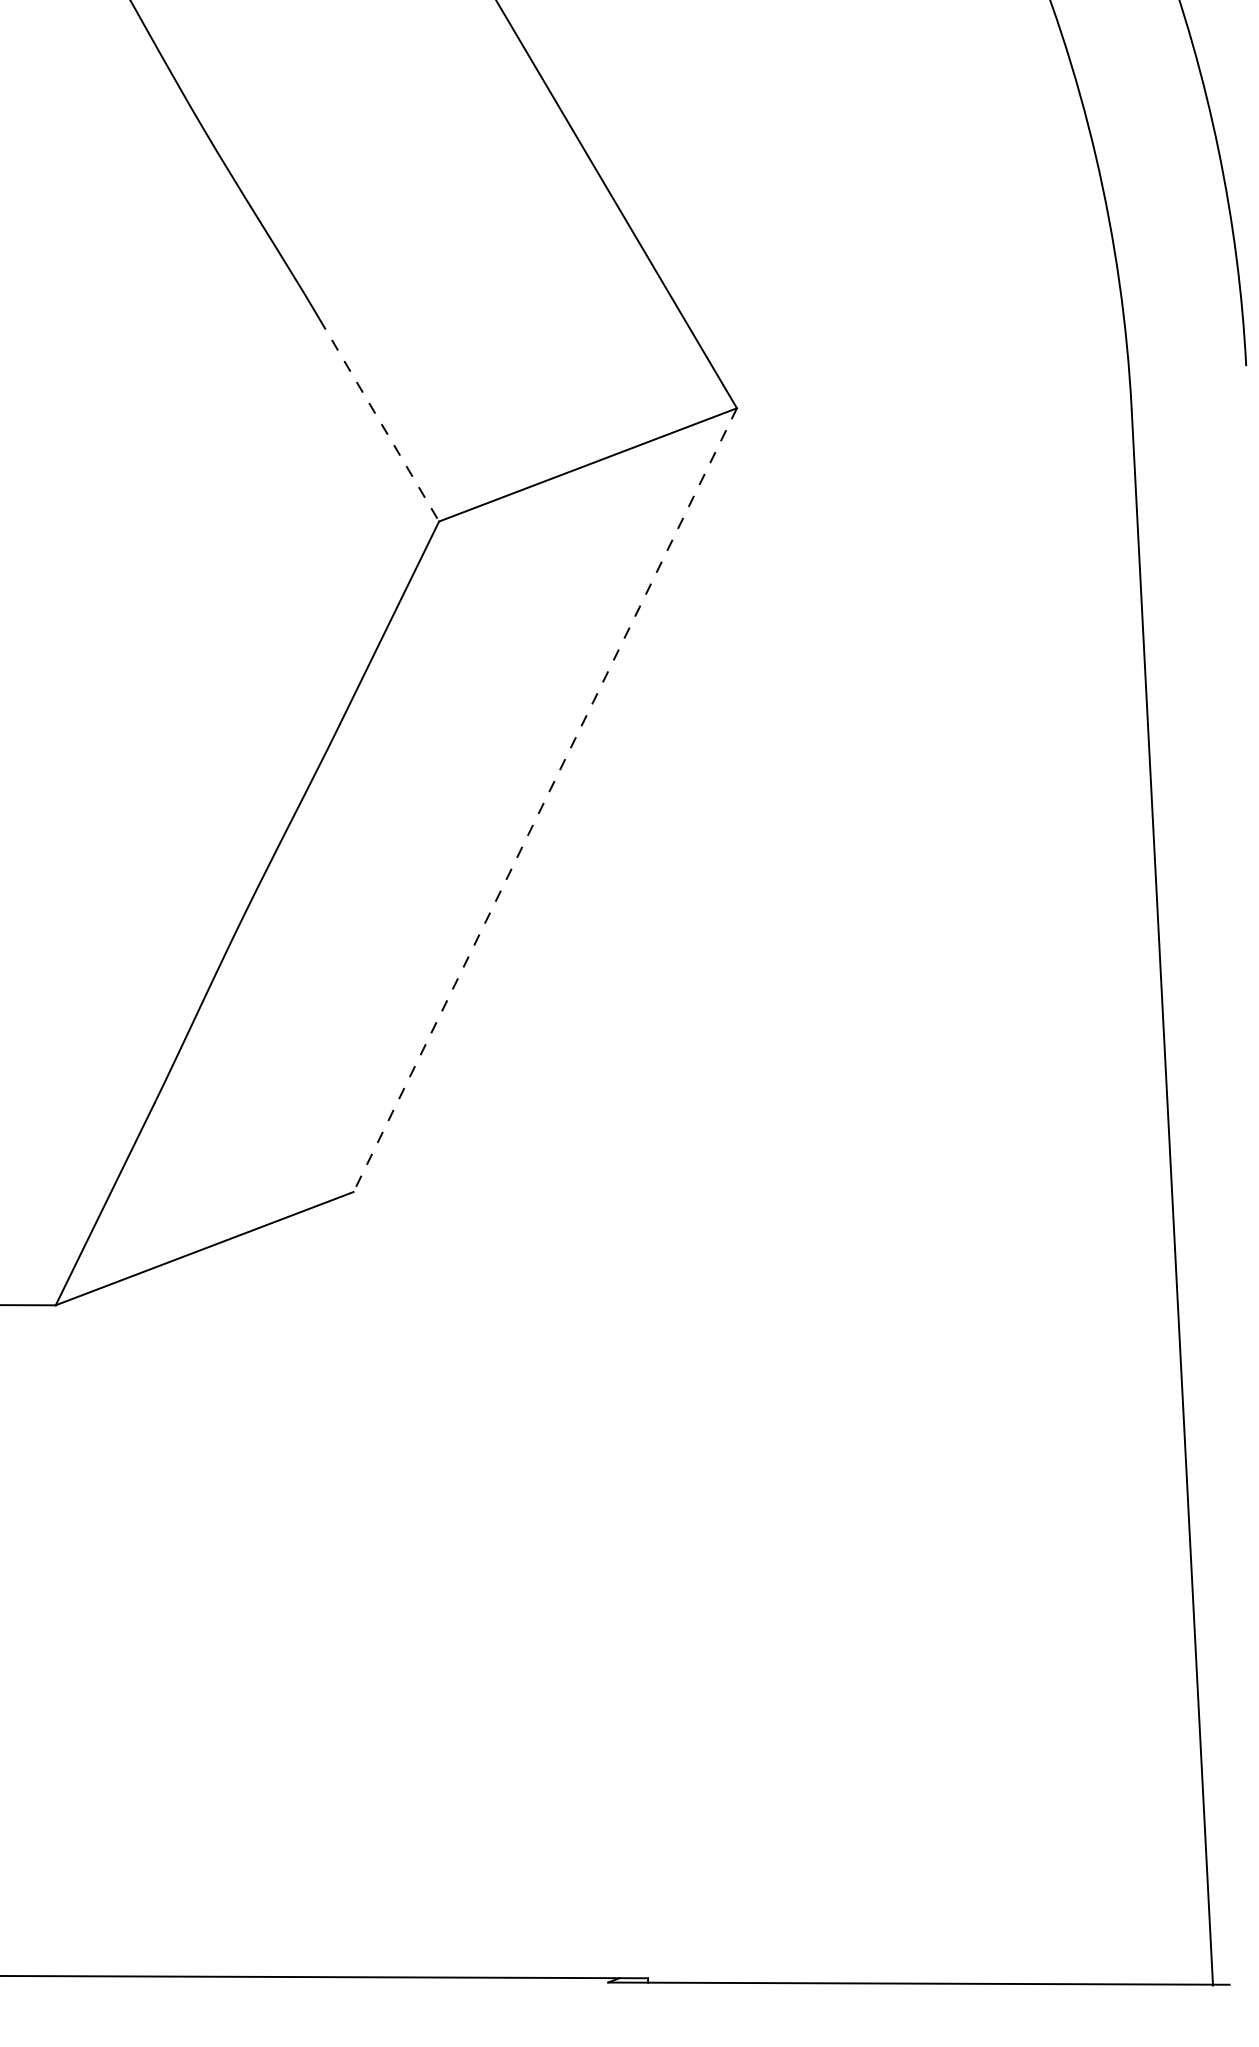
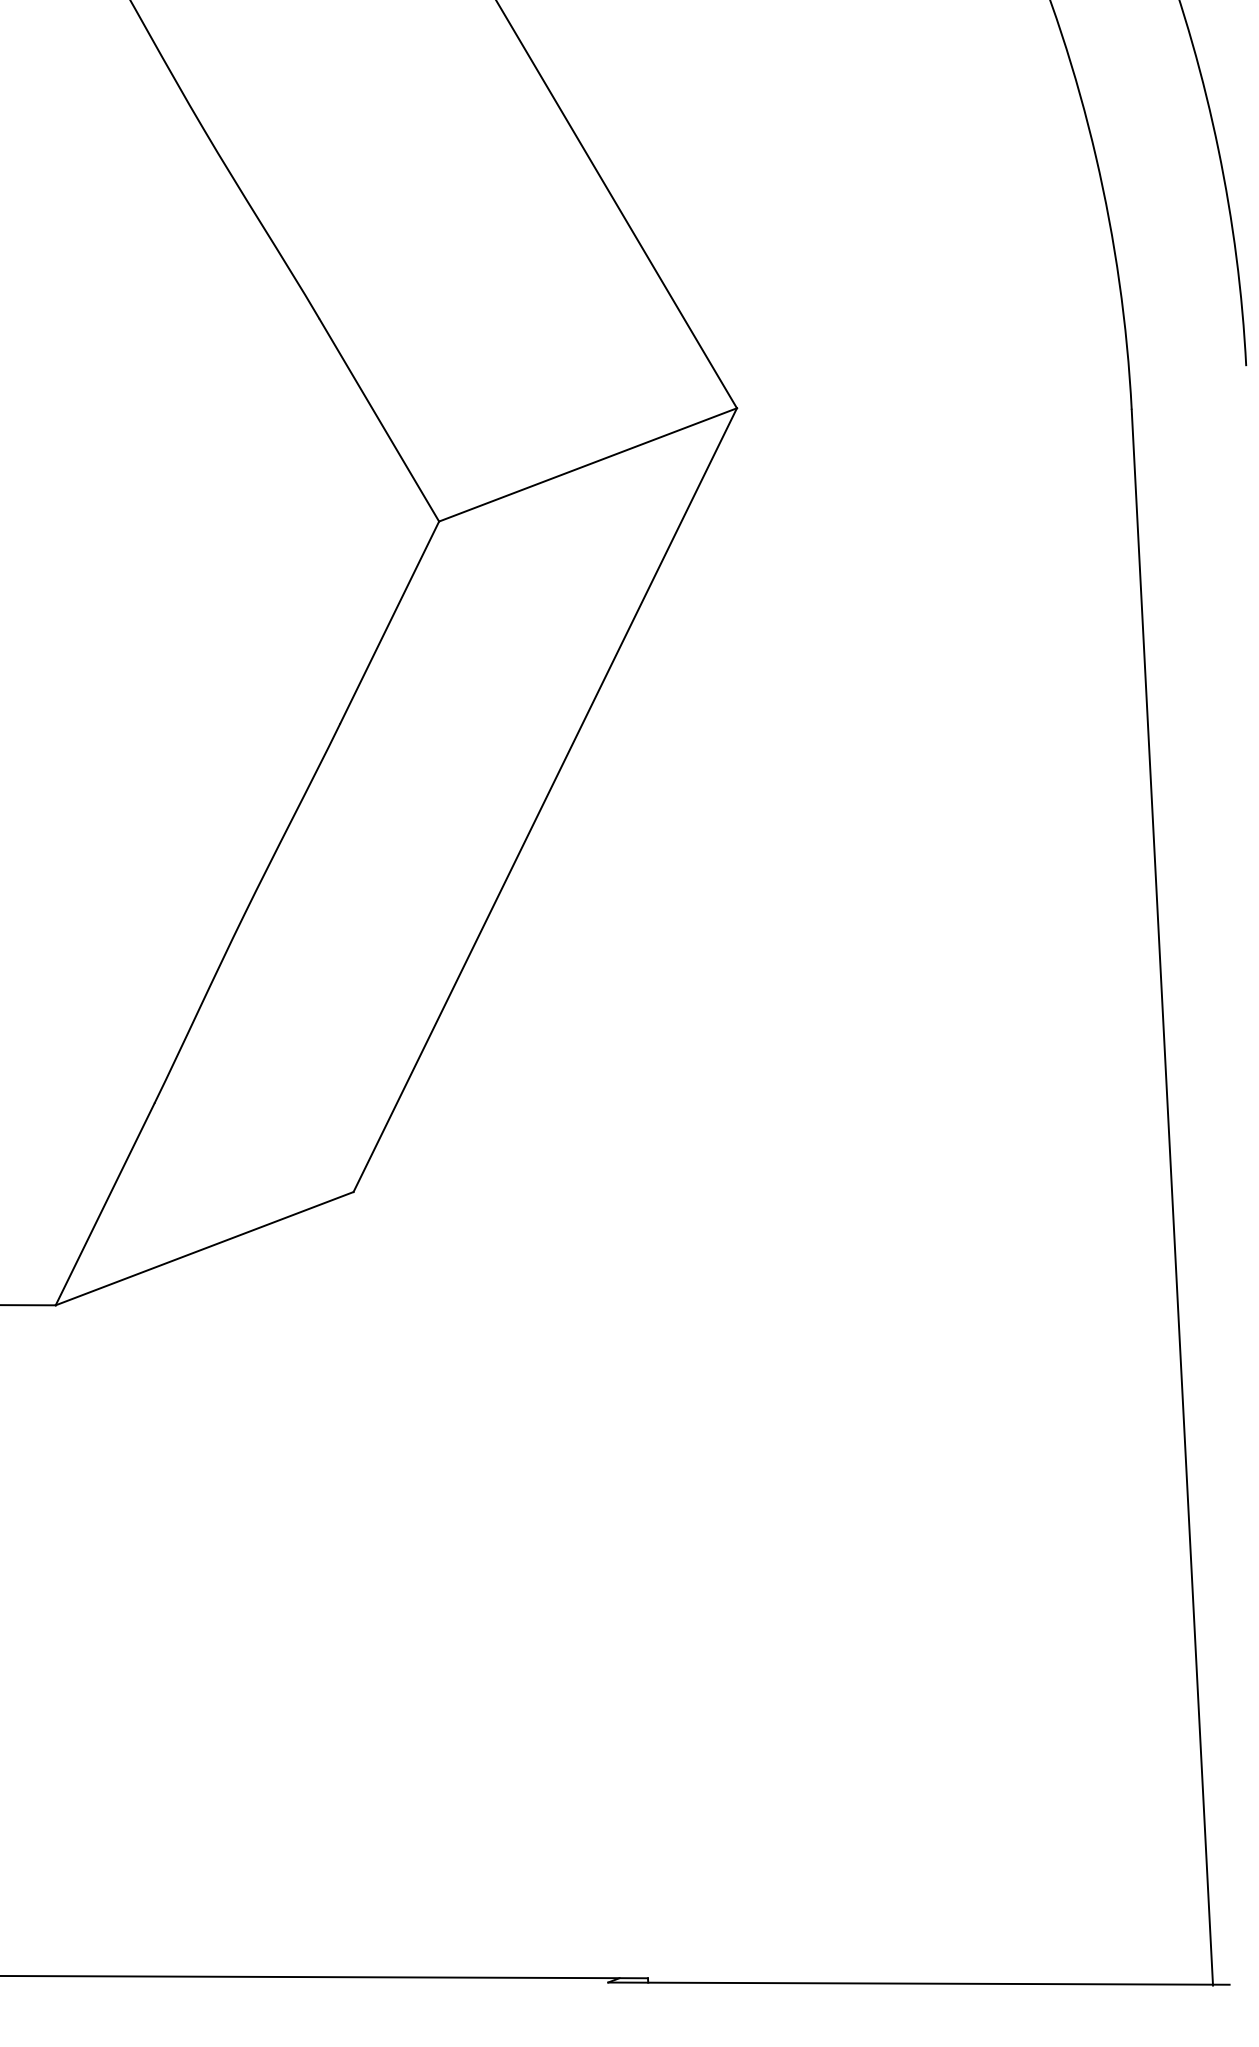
line: dashed -> solid (379, 420)
line: dashed -> solid (545, 800)
